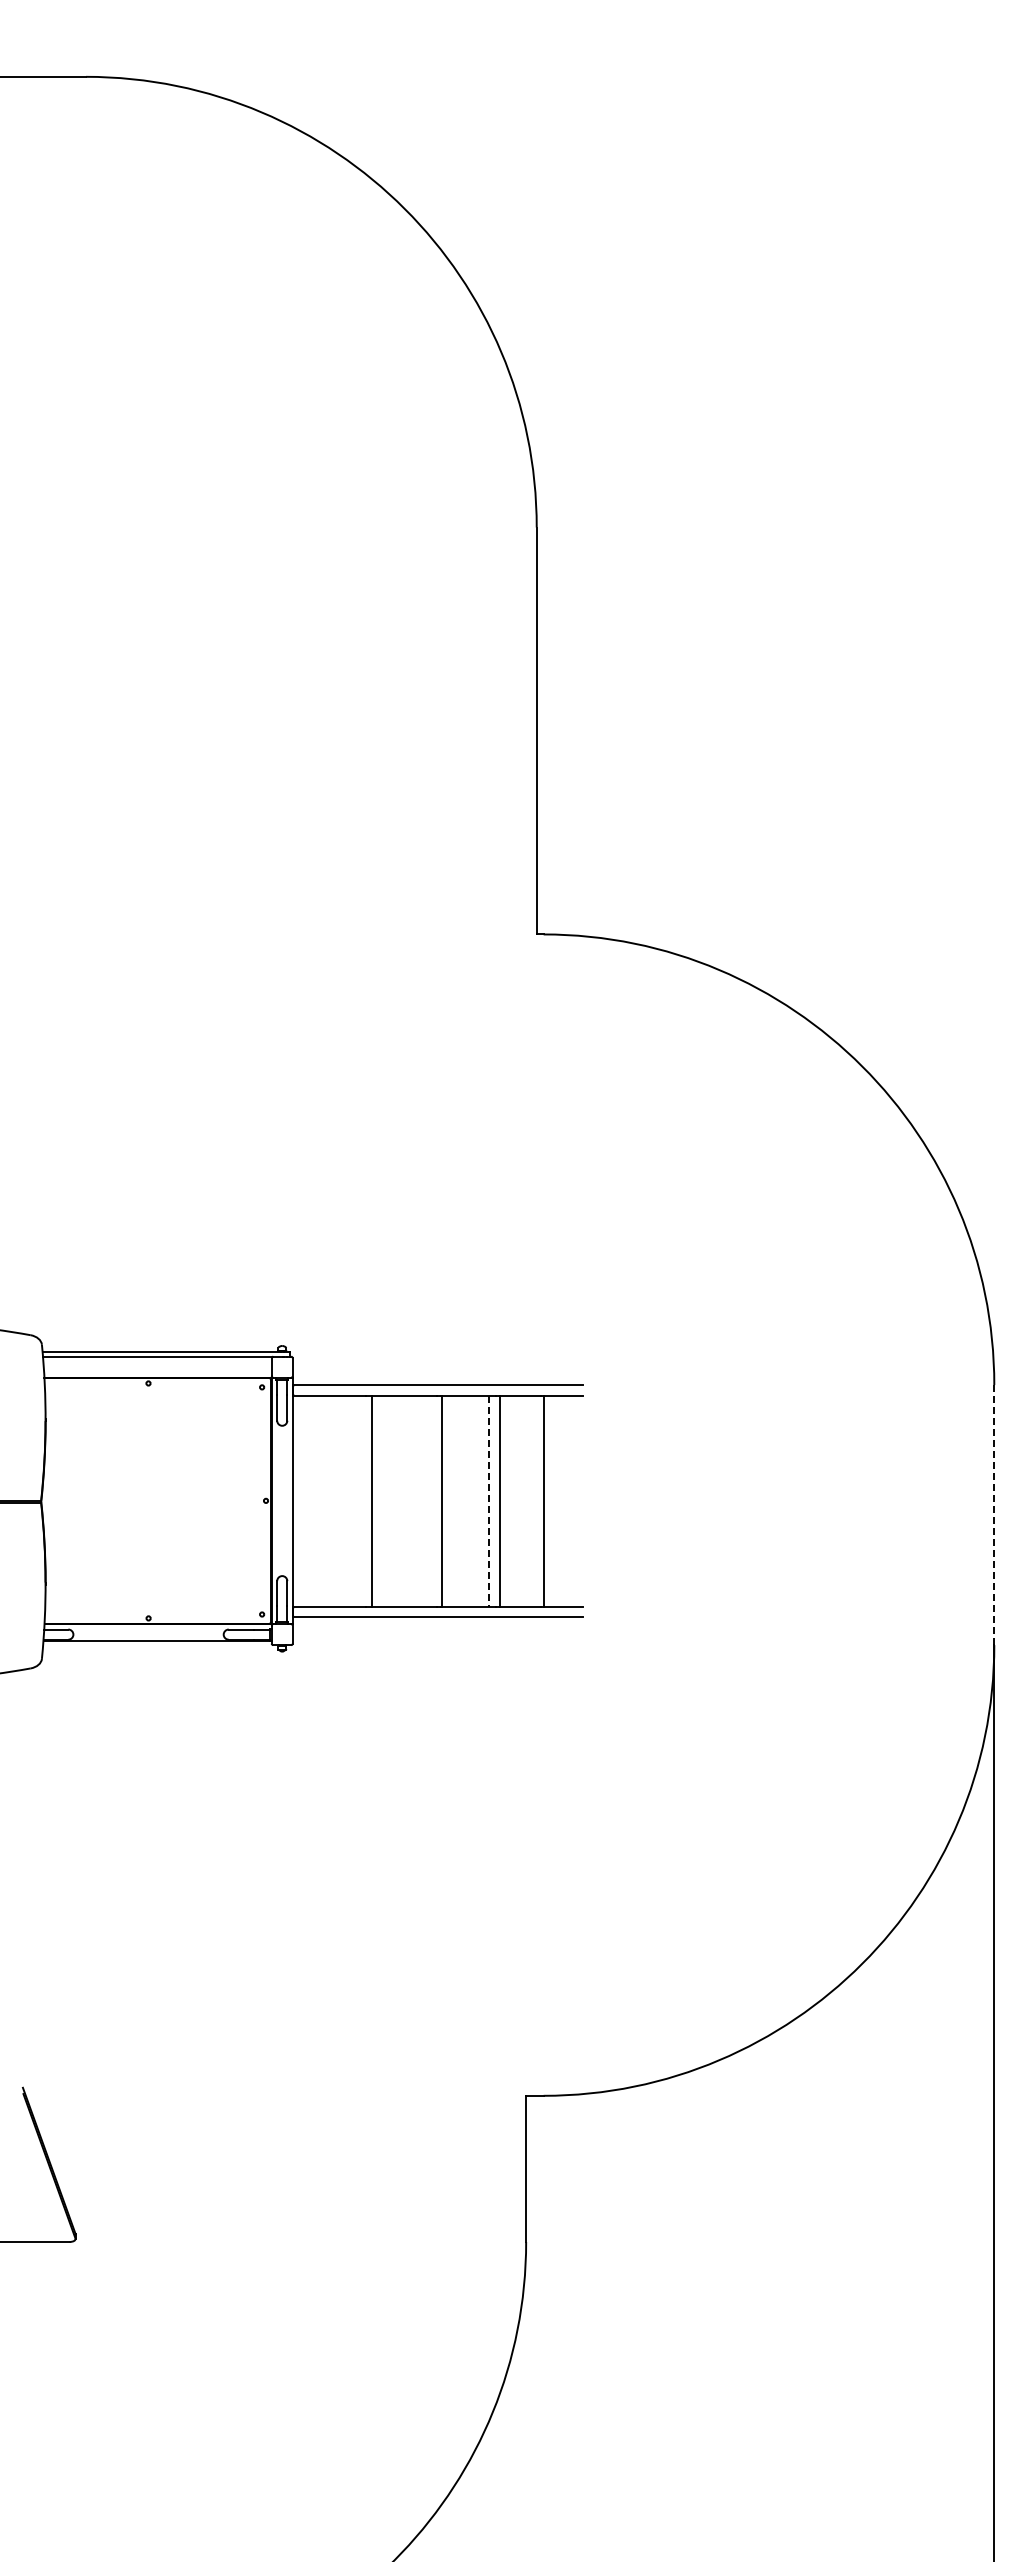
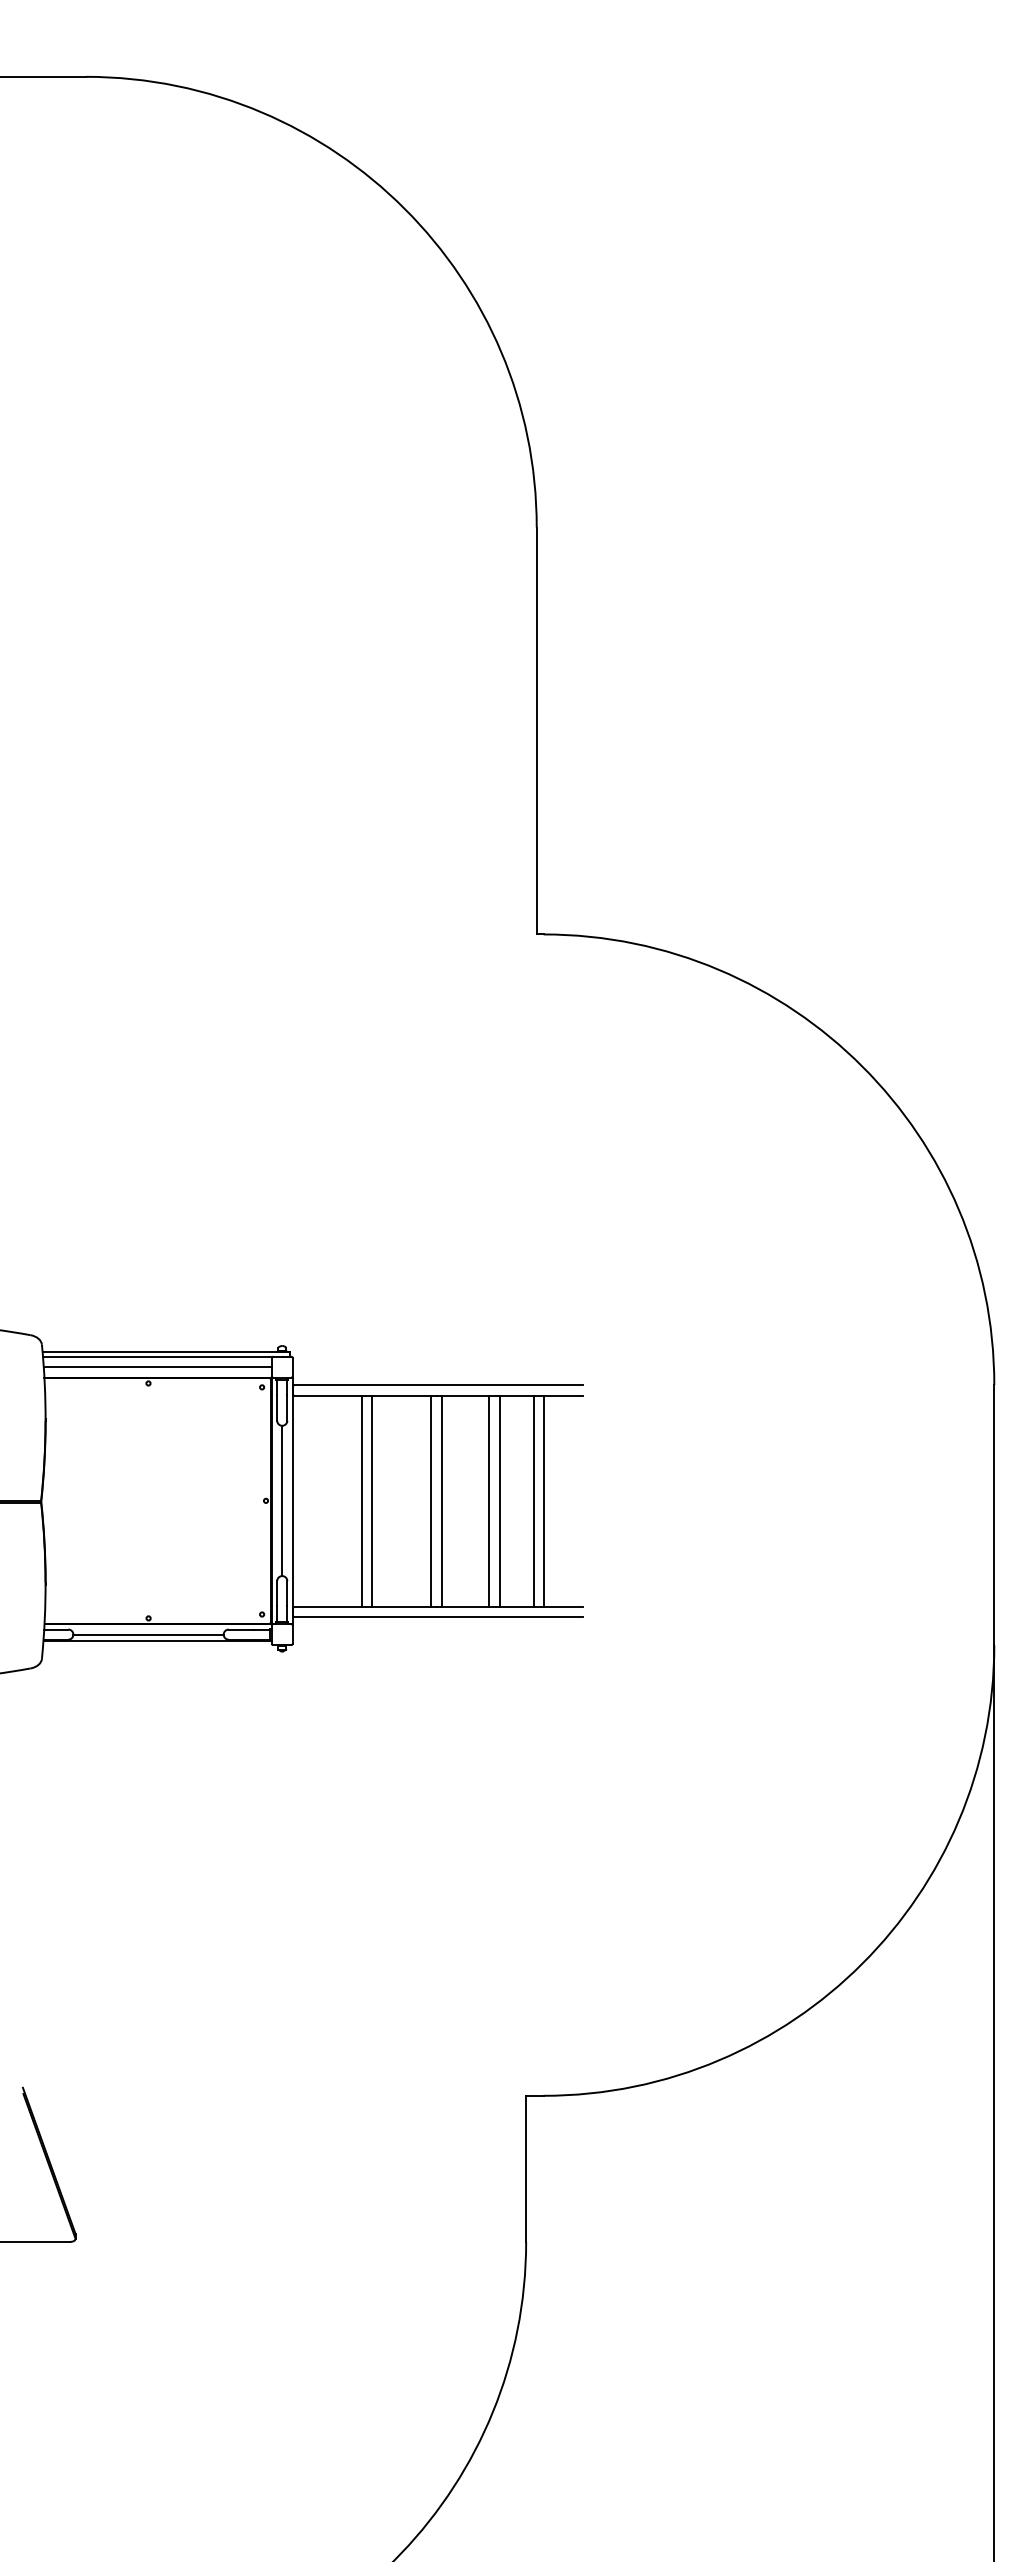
line: none -> present (157, 1367)
line: none -> present (282, 1500)
line: none -> present (362, 1500)
line: none -> present (431, 1500)
line: none -> present (534, 1500)
line: dashed -> solid (489, 1501)
line: dashed -> solid (994, 1514)
line: none -> present (148, 1634)
